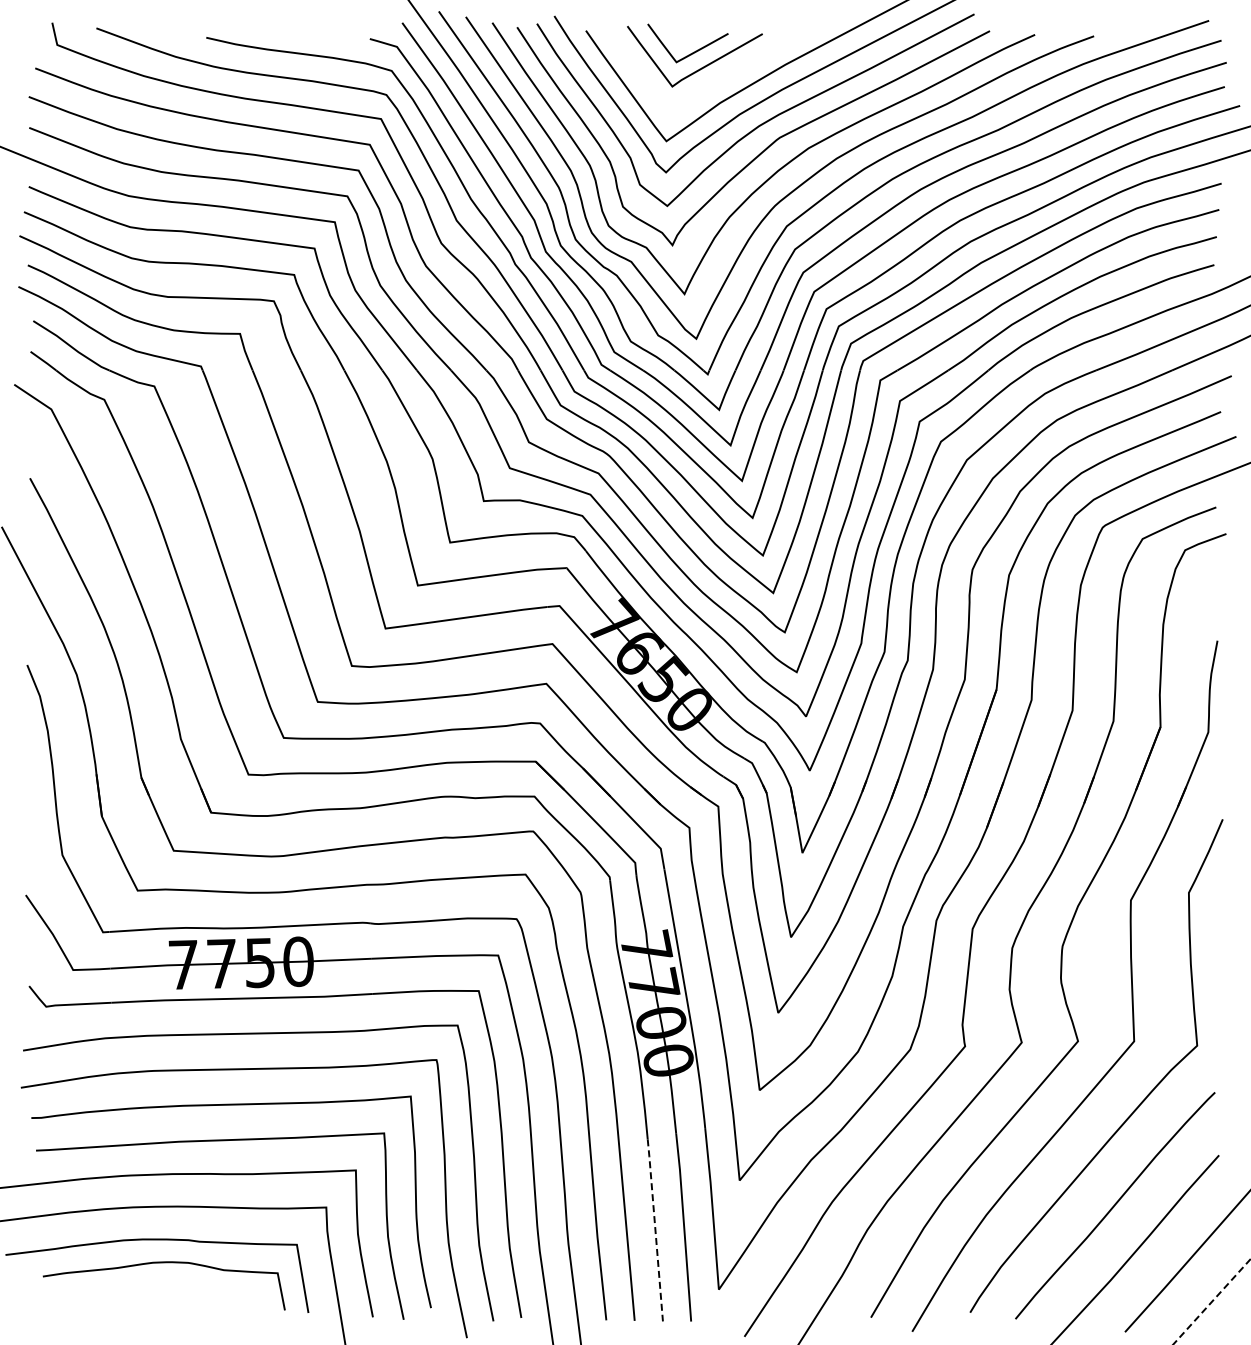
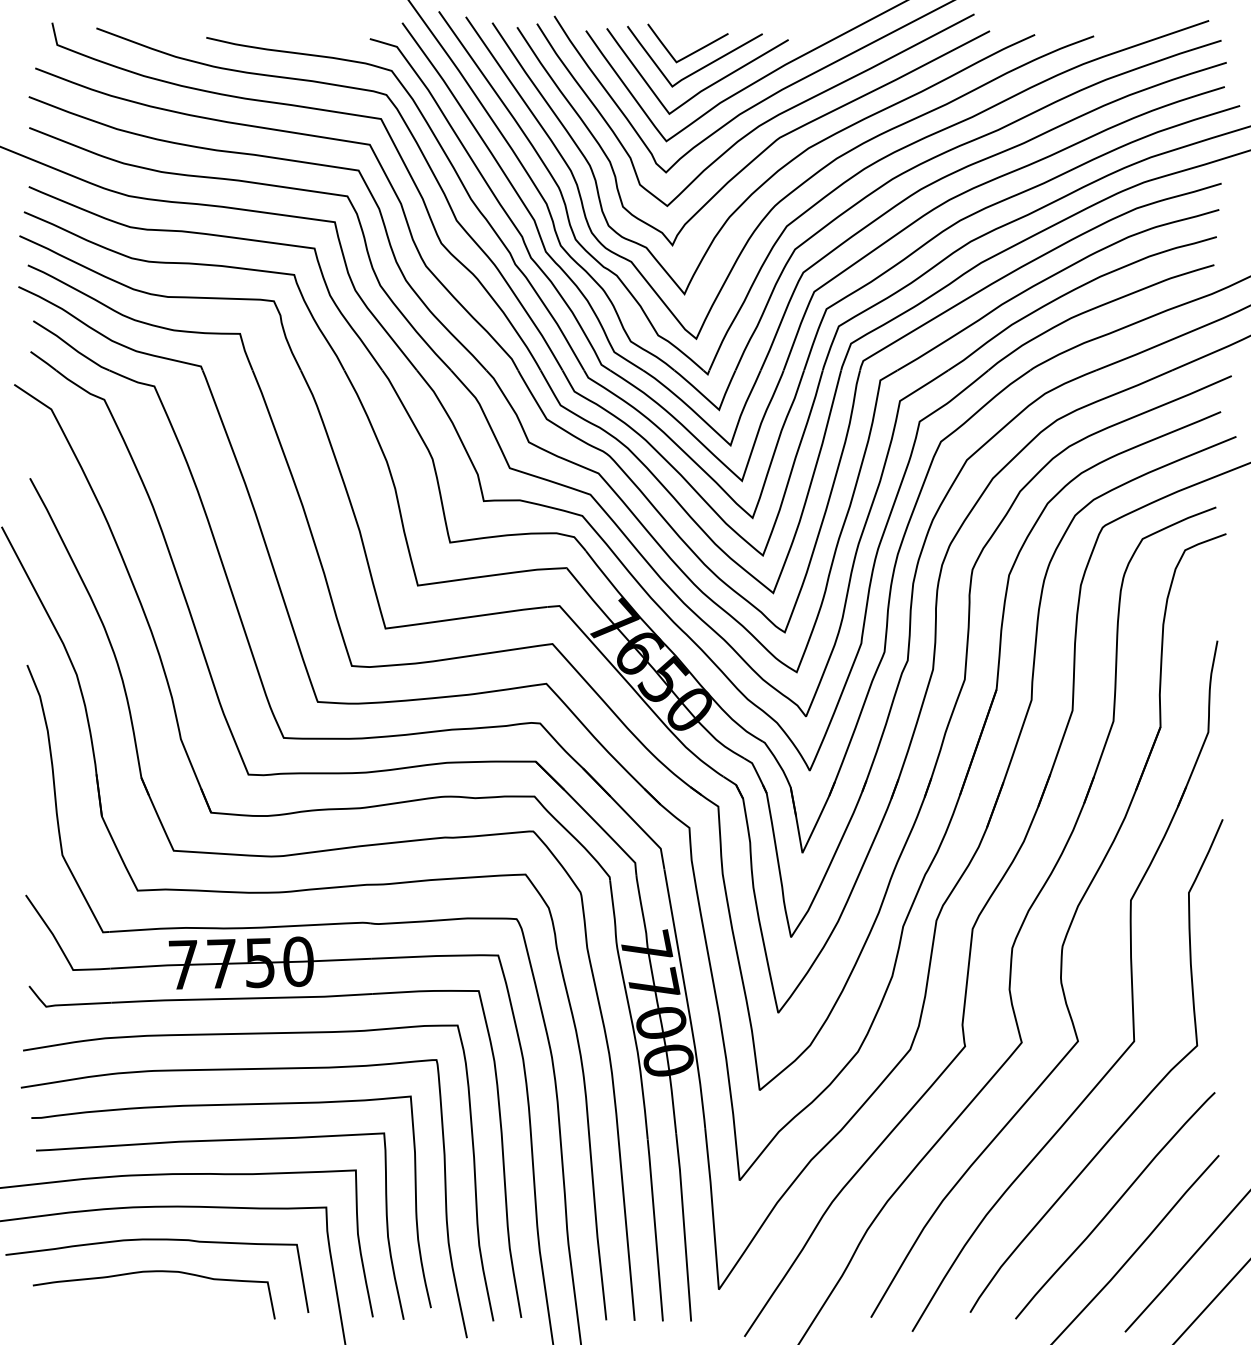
curve: none -> present (705, 87)
line: dashed -> solid (655, 1230)
curve position: (163, 1263) -> (153, 1272) (153, 1272)
line: dashed -> solid (1212, 1301)
